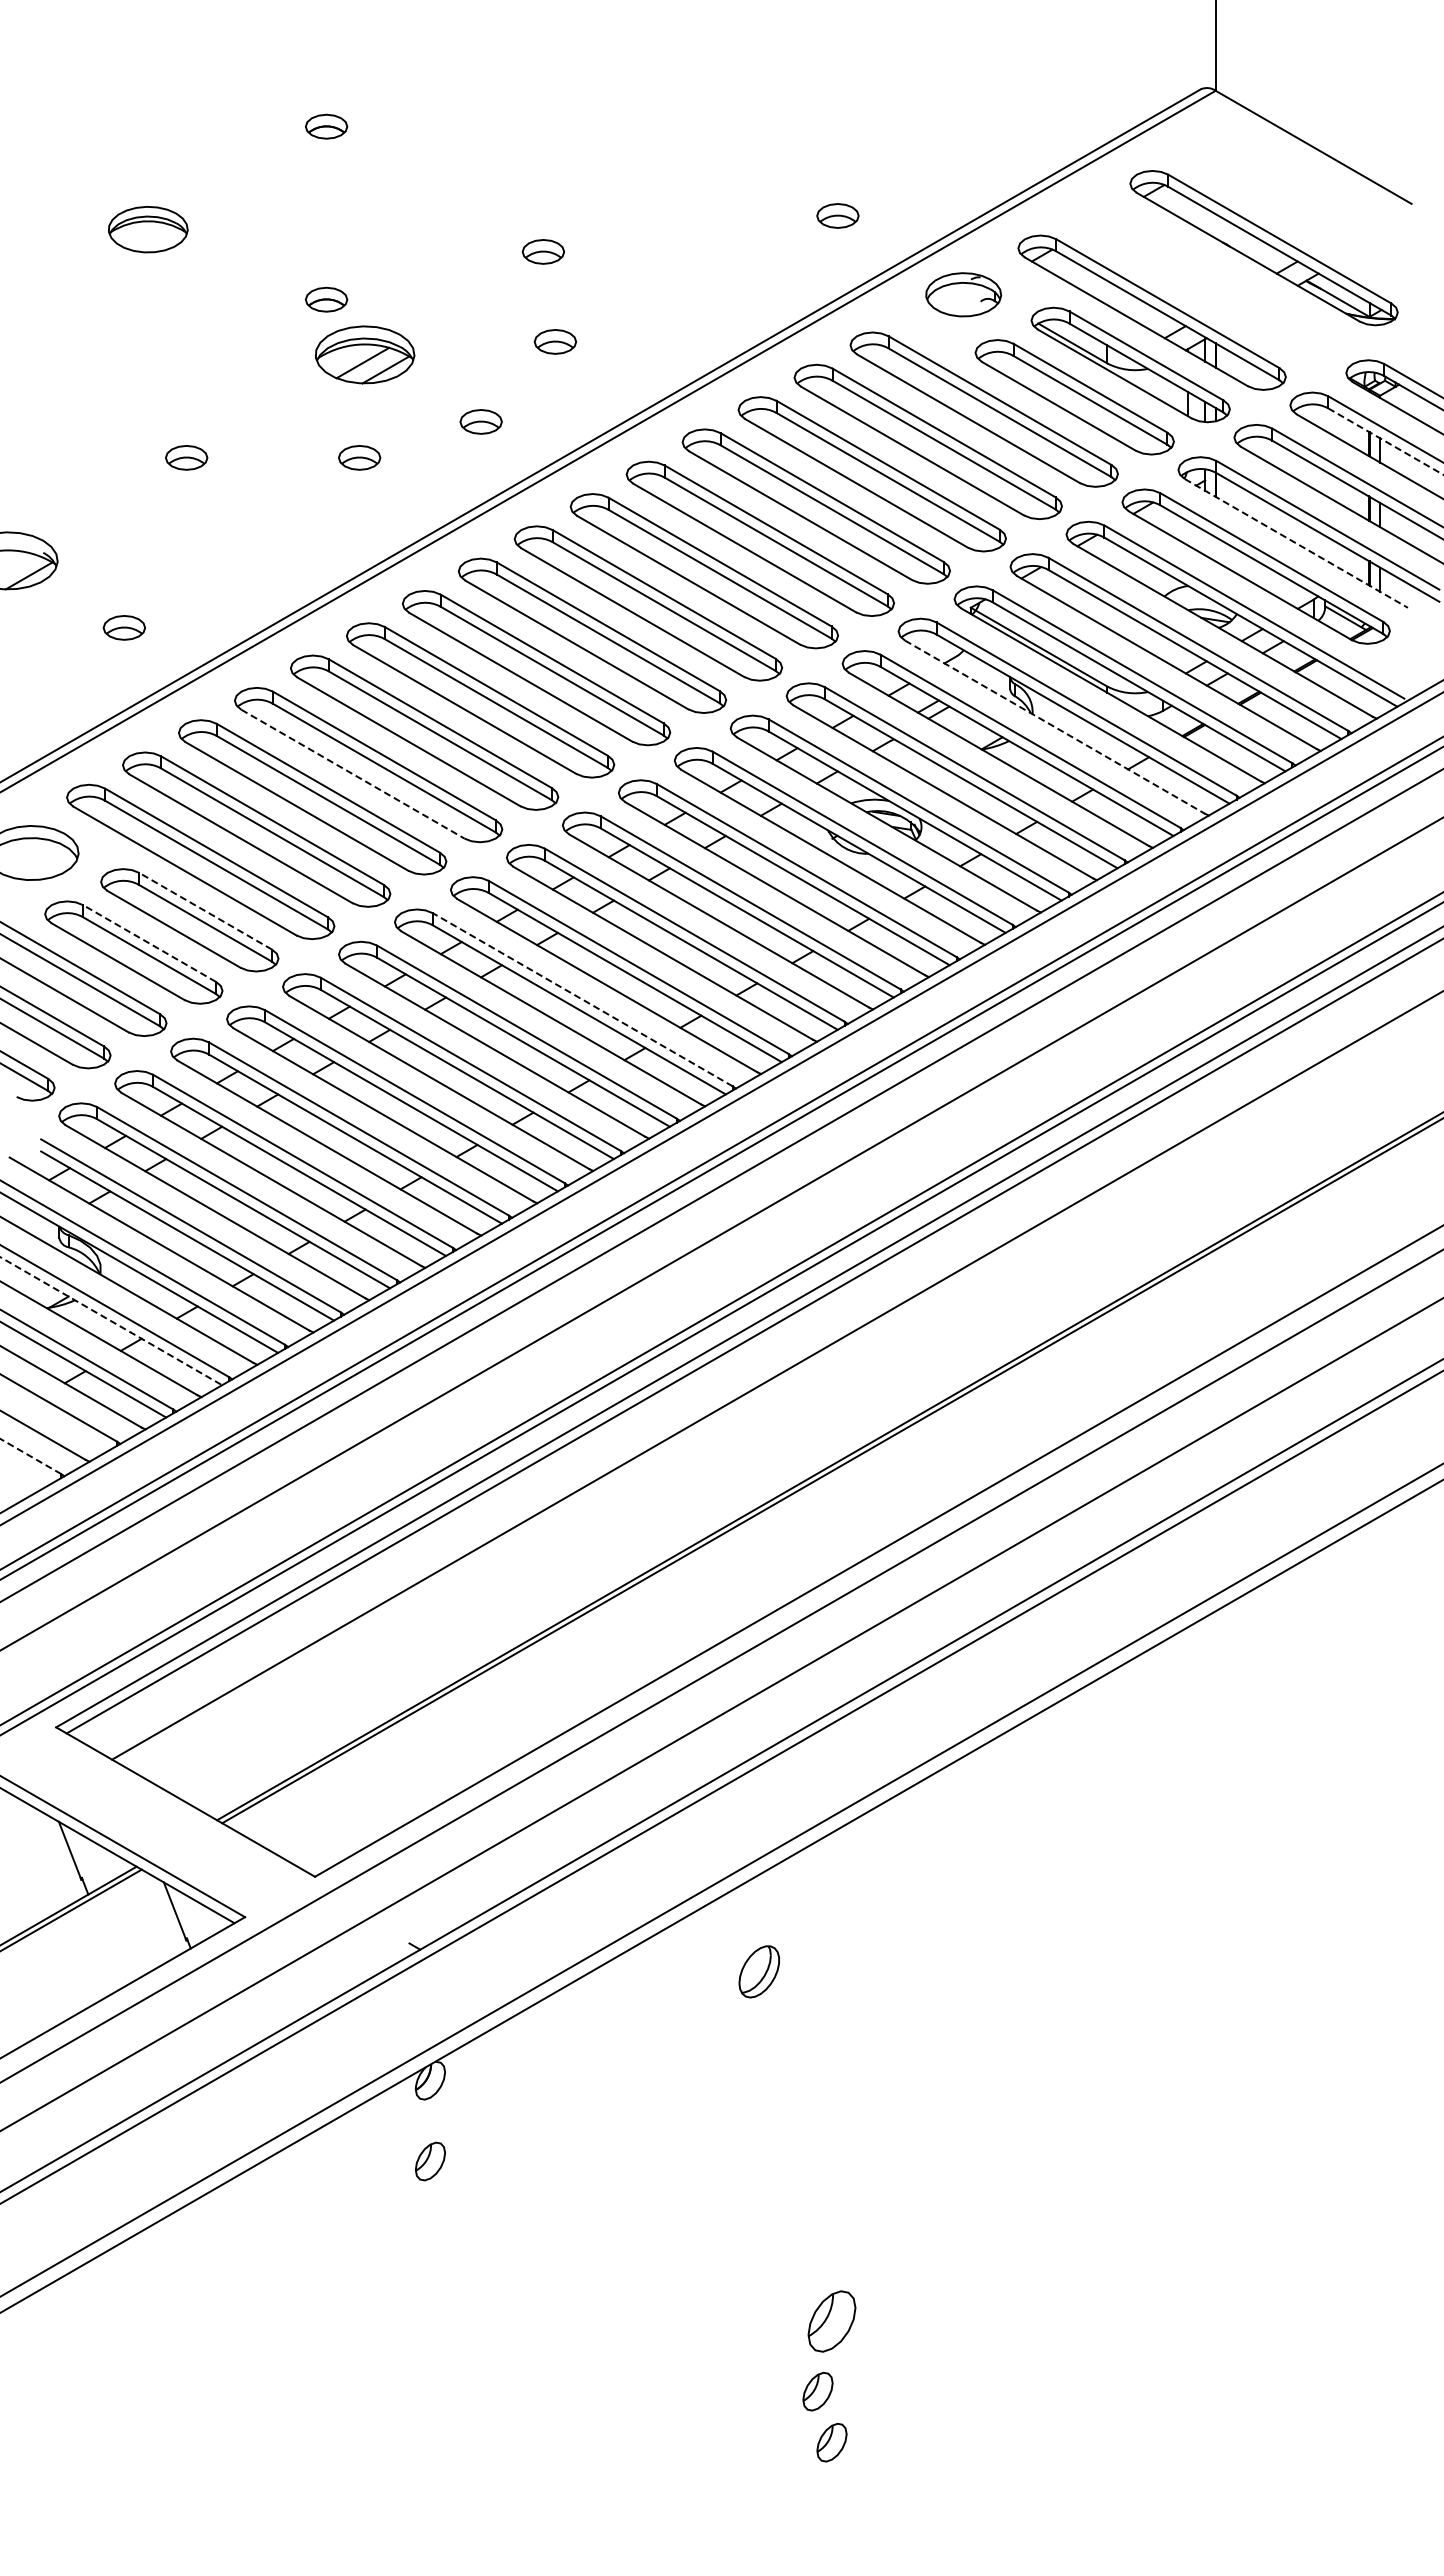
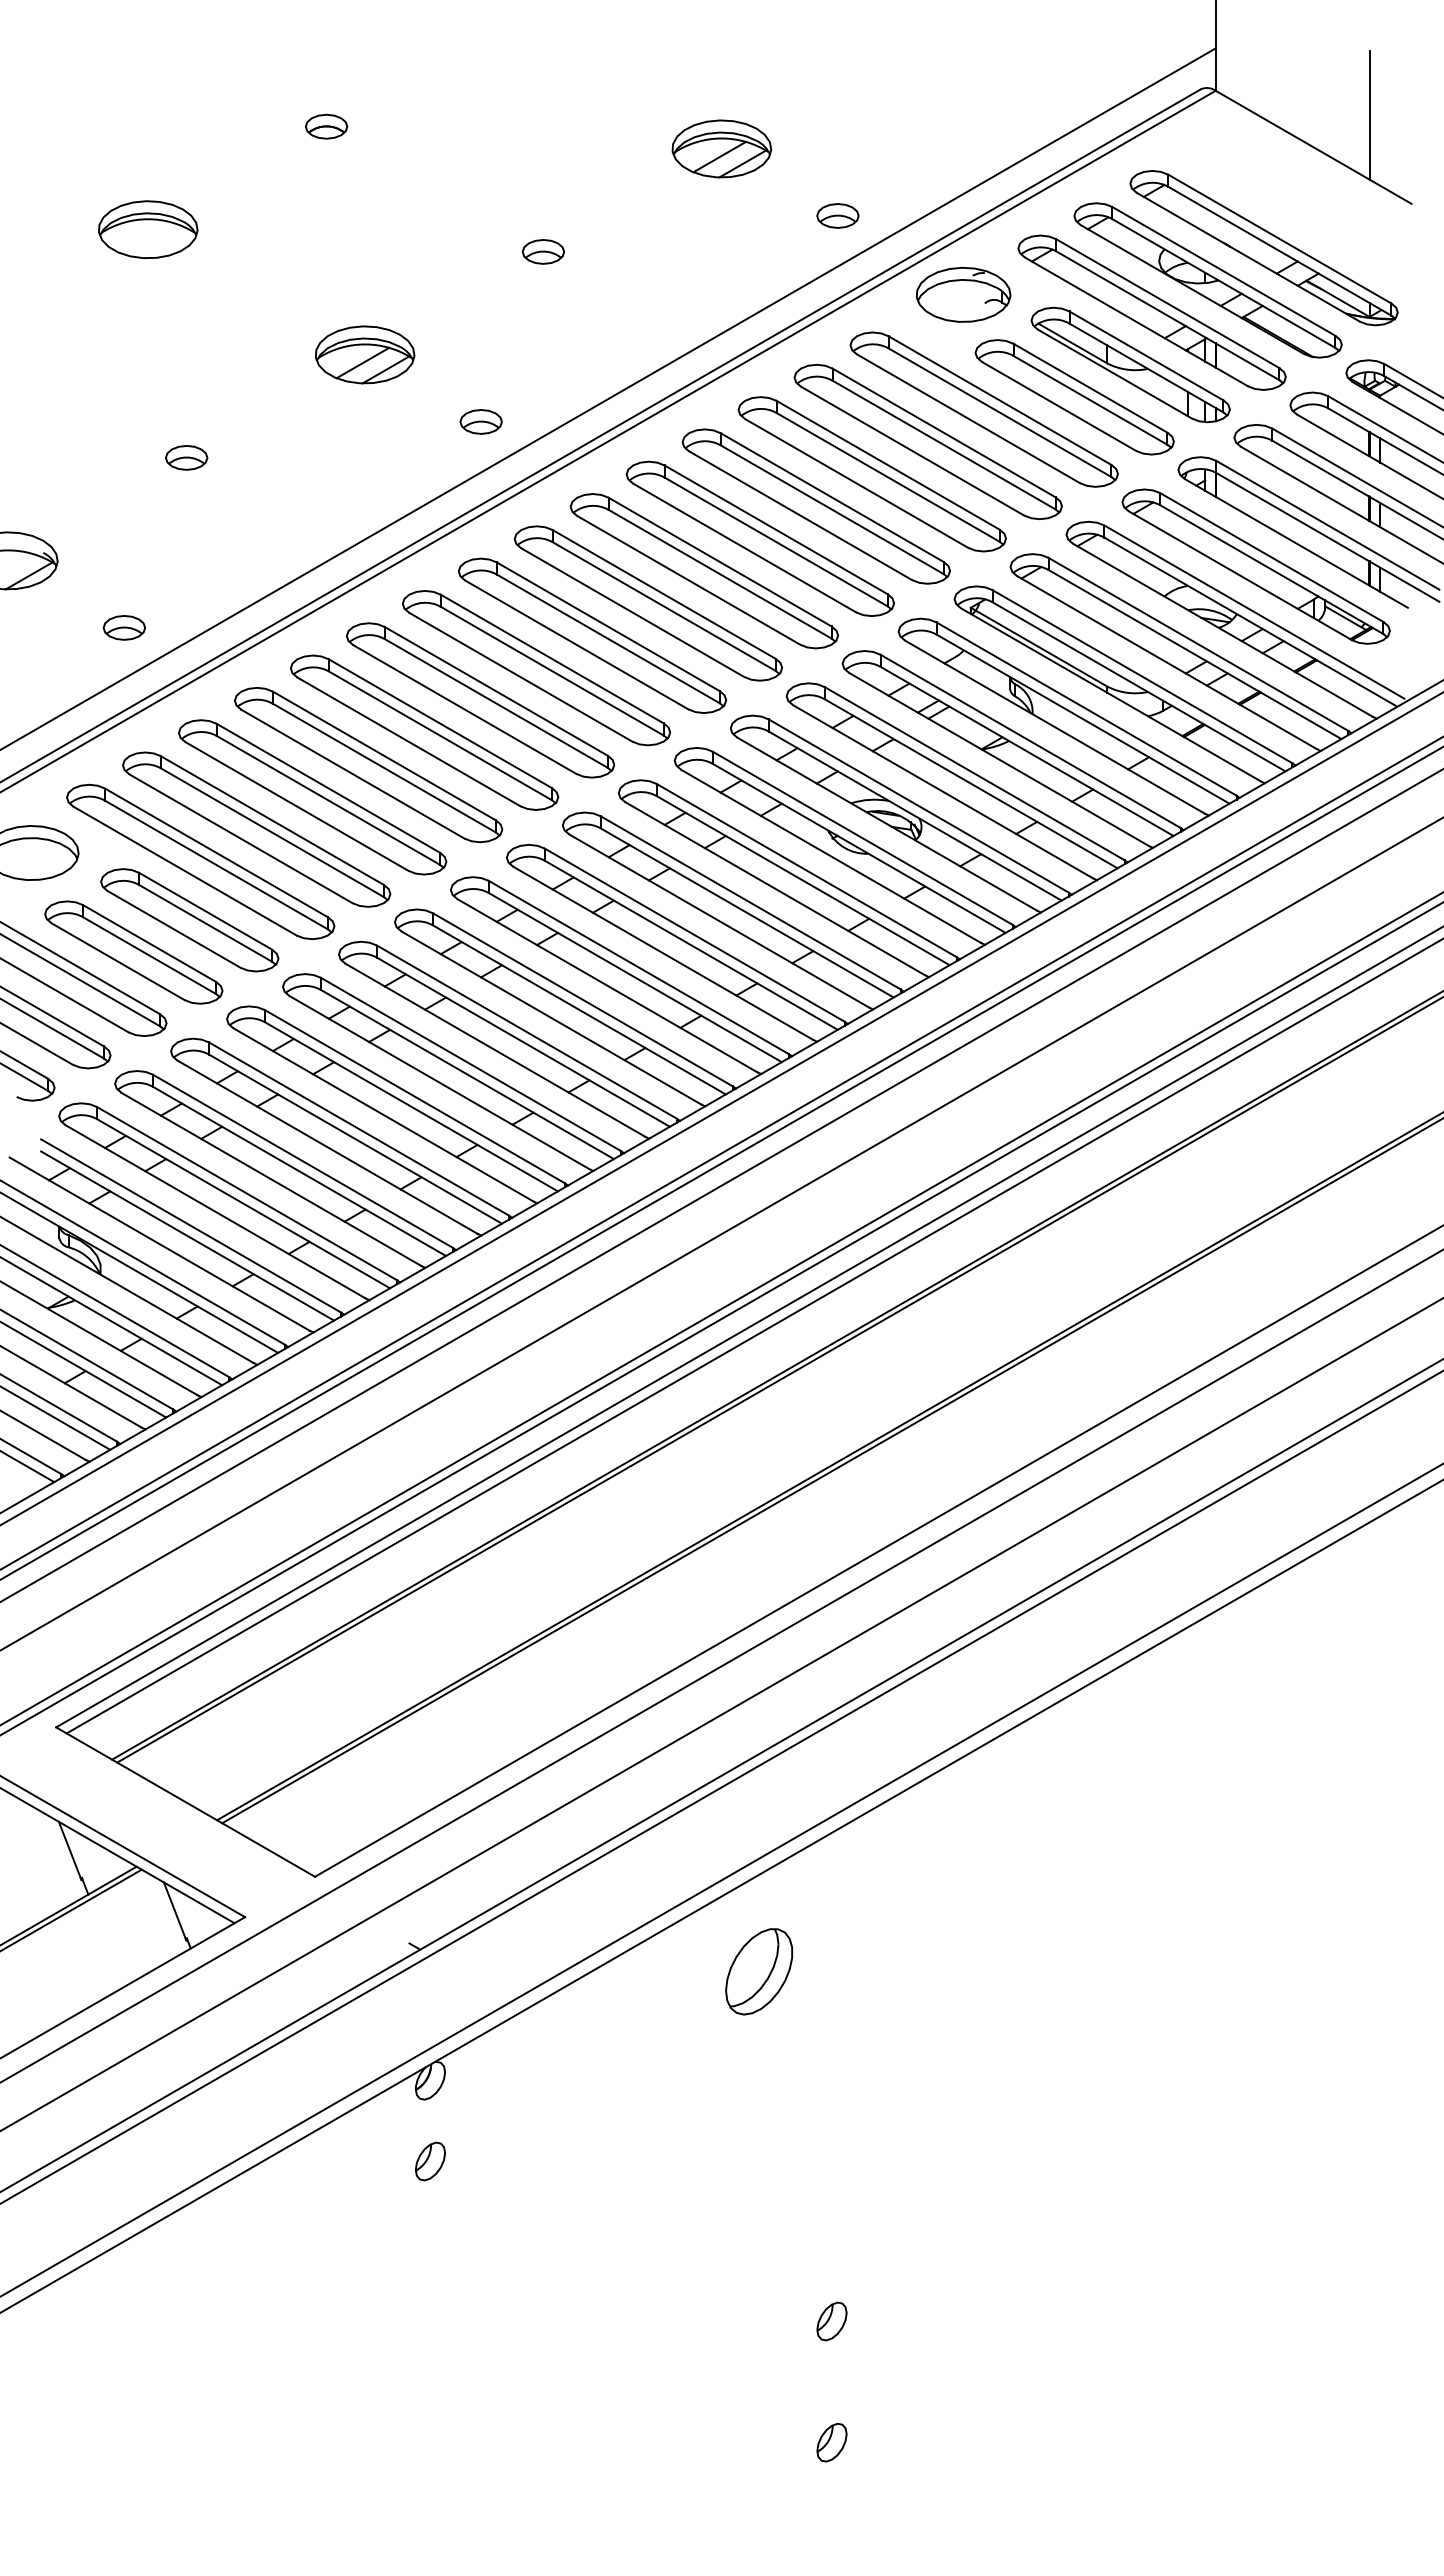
line: none -> present (1369, 115)
part: none -> present (721, 148)
part size: 81x48 px -> 101x59 px (148, 229)
part: none -> present (1207, 280)
part size: 78x46 px -> 96x57 px (963, 294)
part: present -> none (326, 299)
part: present -> none (554, 341)
line: none -> present (608, 398)
line: dashed -> solid (1386, 441)
part: present -> none (359, 457)
line: dashed -> solid (1296, 543)
line: dashed -> solid (1055, 727)
line: dashed -> solid (352, 774)
line: dashed -> solid (205, 911)
line: dashed -> solid (149, 943)
line: dashed -> solid (582, 999)
line: dashed -> solid (111, 1321)
line: none -> present (778, 1380)
line: none -> present (56, 1418)
line: dashed -> solid (31, 1456)
line: none -> present (28, 1467)
part size: 42x54 px -> 69x88 px (759, 1971)
part size: 50x63 px -> 32x41 px (831, 2321)
part: present -> none (817, 2391)
